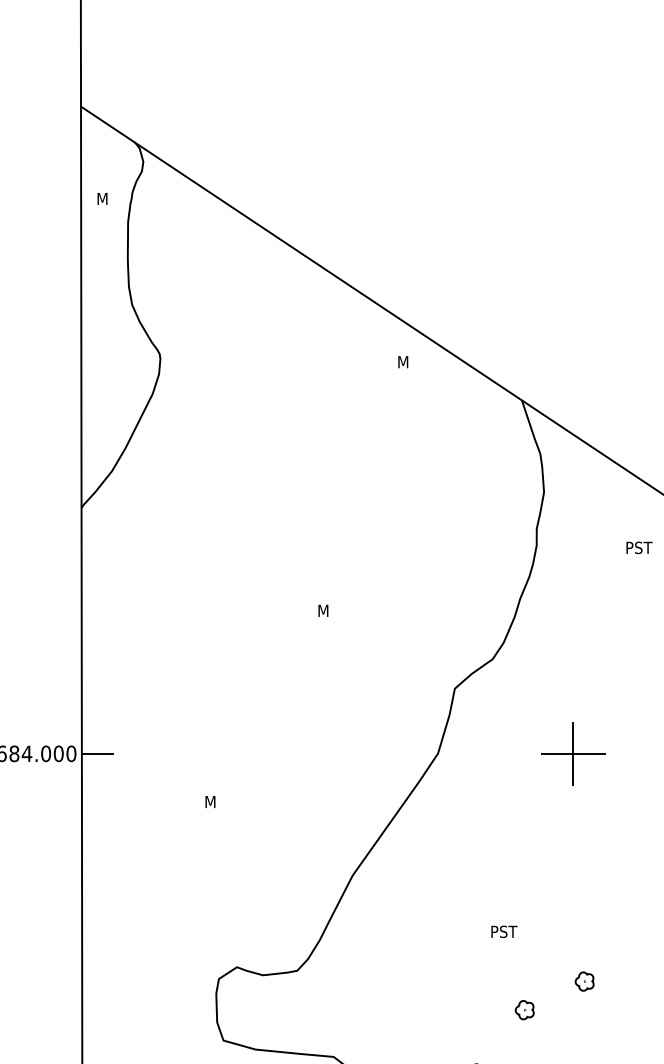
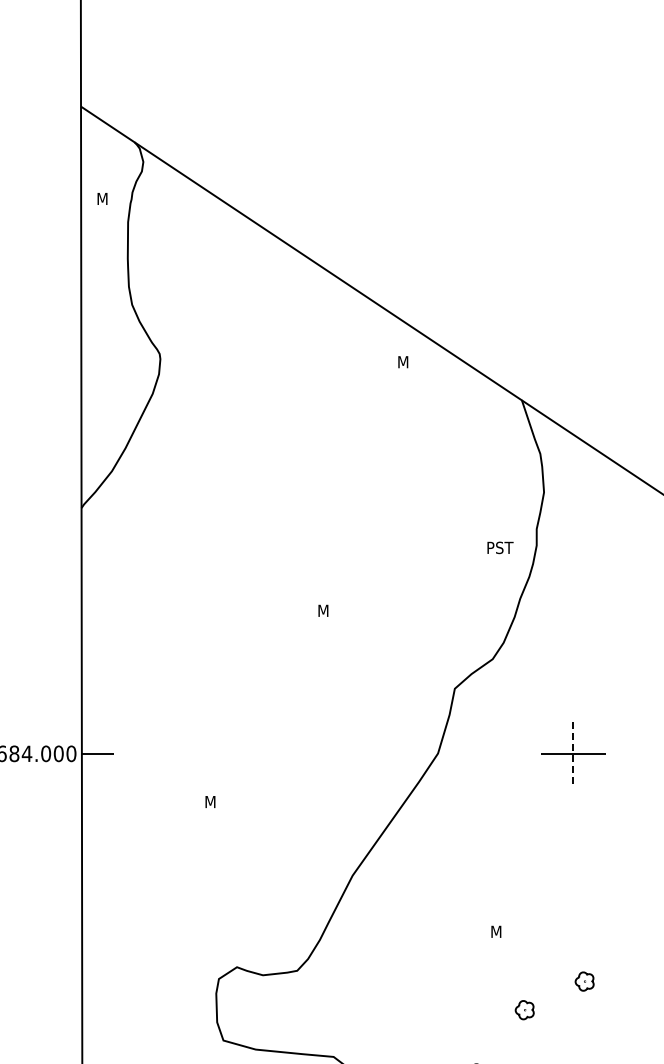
text position: (639, 547) -> (500, 547) (500, 547)
line: solid -> dashed (573, 754)
text: PST -> M (504, 931)
